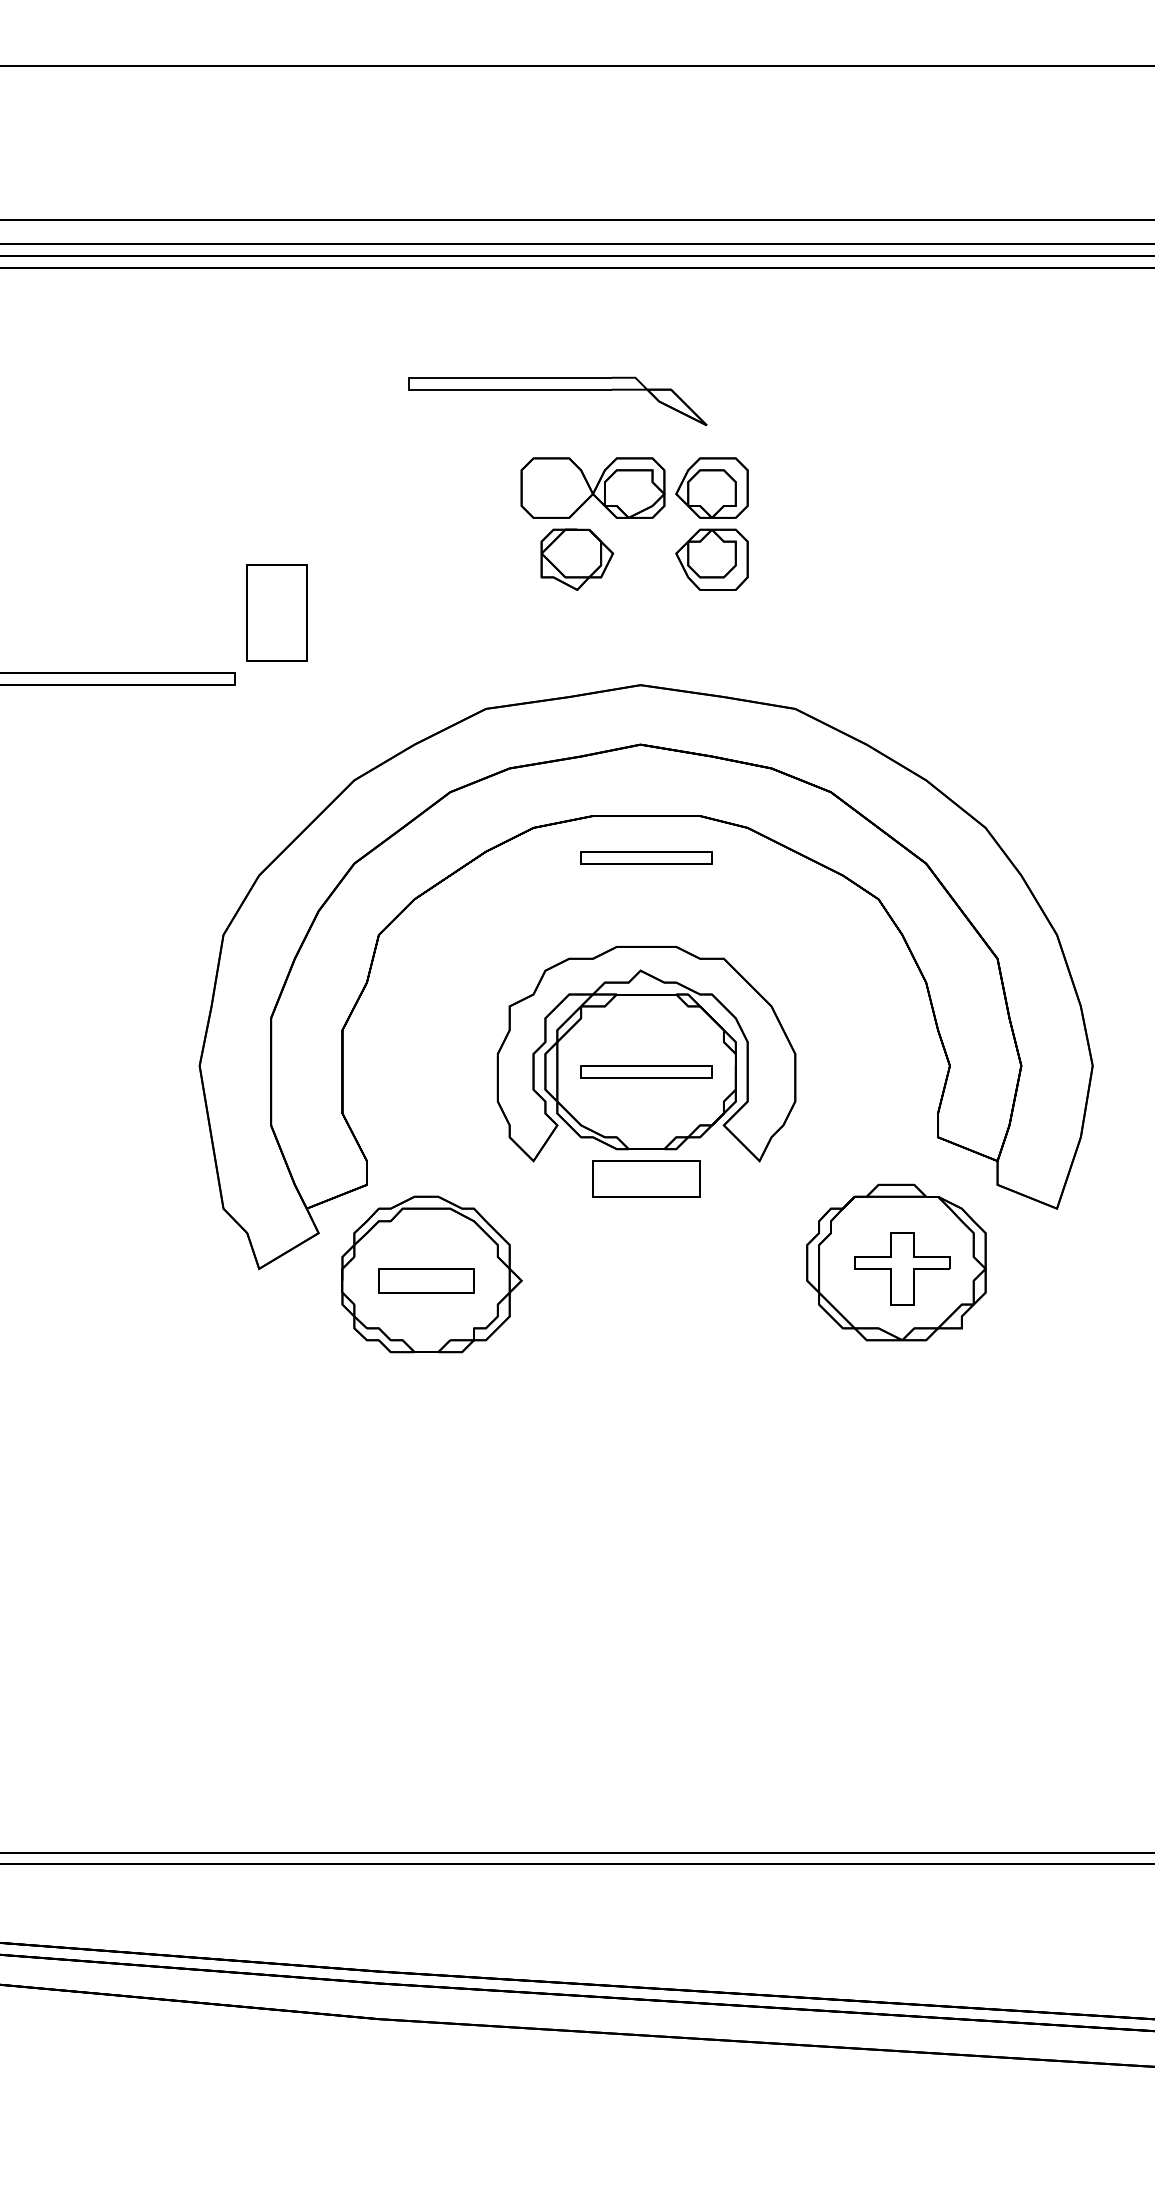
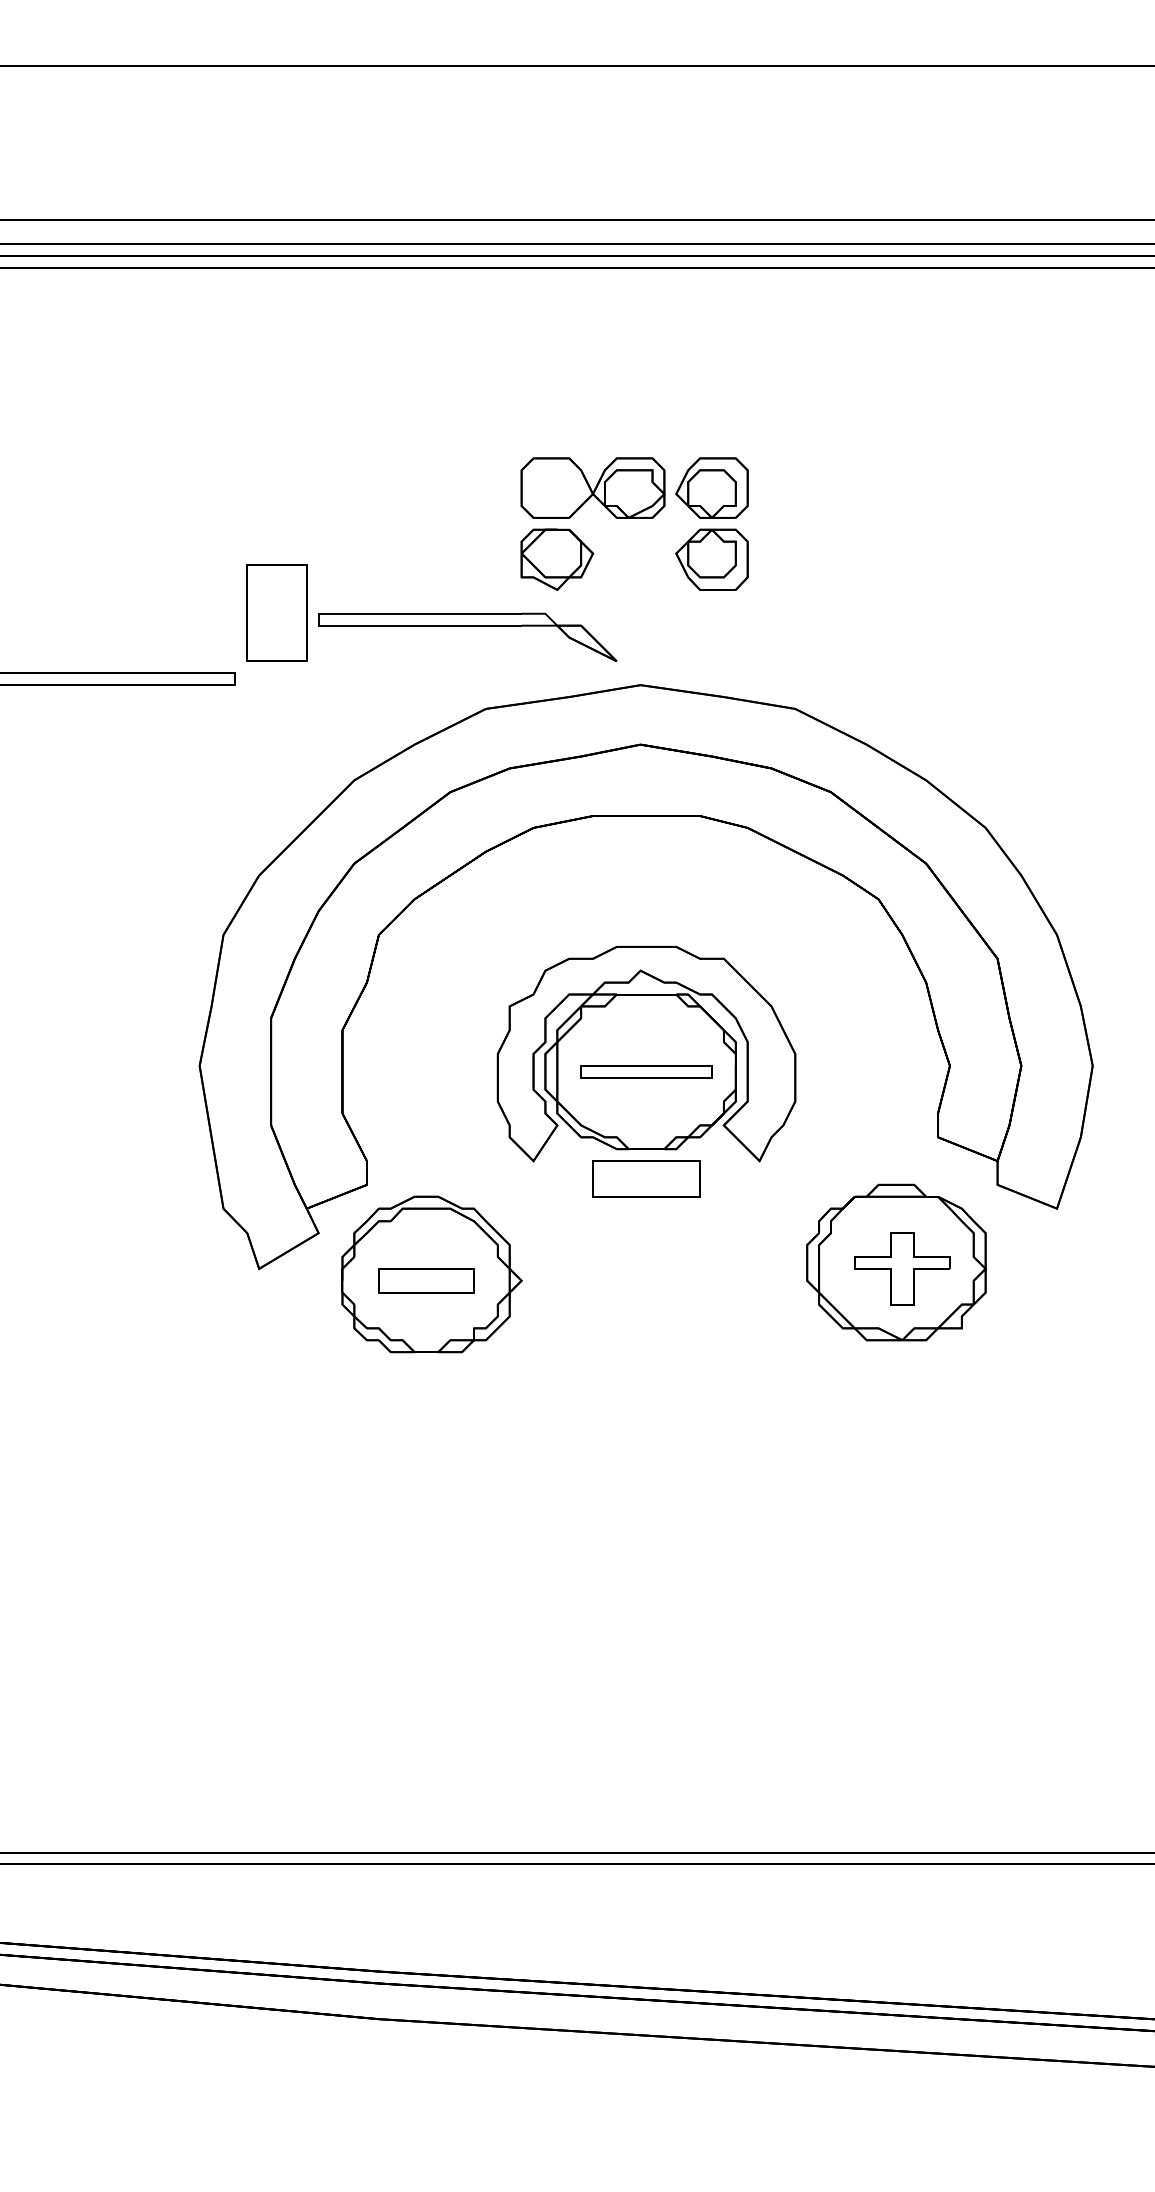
part position: (557, 390) -> (467, 626) (467, 626)
part position: (577, 559) -> (557, 559) (557, 559)
part: present -> none (646, 857)
